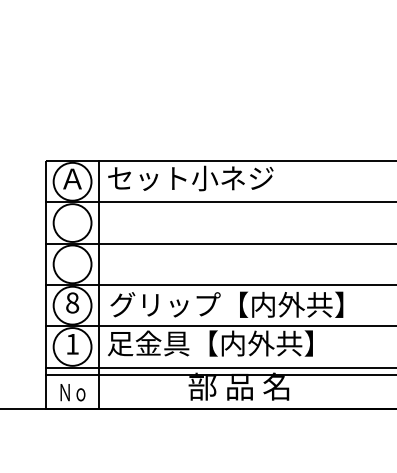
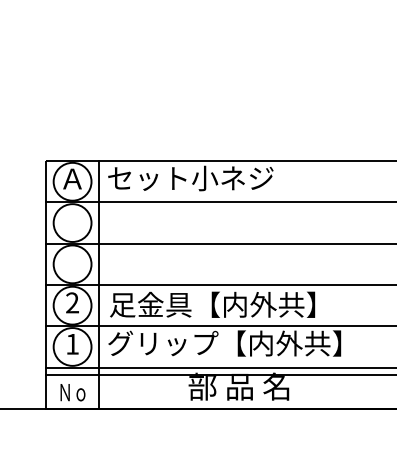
text: 8 -> 2 (72, 302)
text: グリップ【内外共】 -> 足金具【内外共】 (226, 304)
text: 足金具【内外共】 -> グリップ【内外共】 (224, 343)
